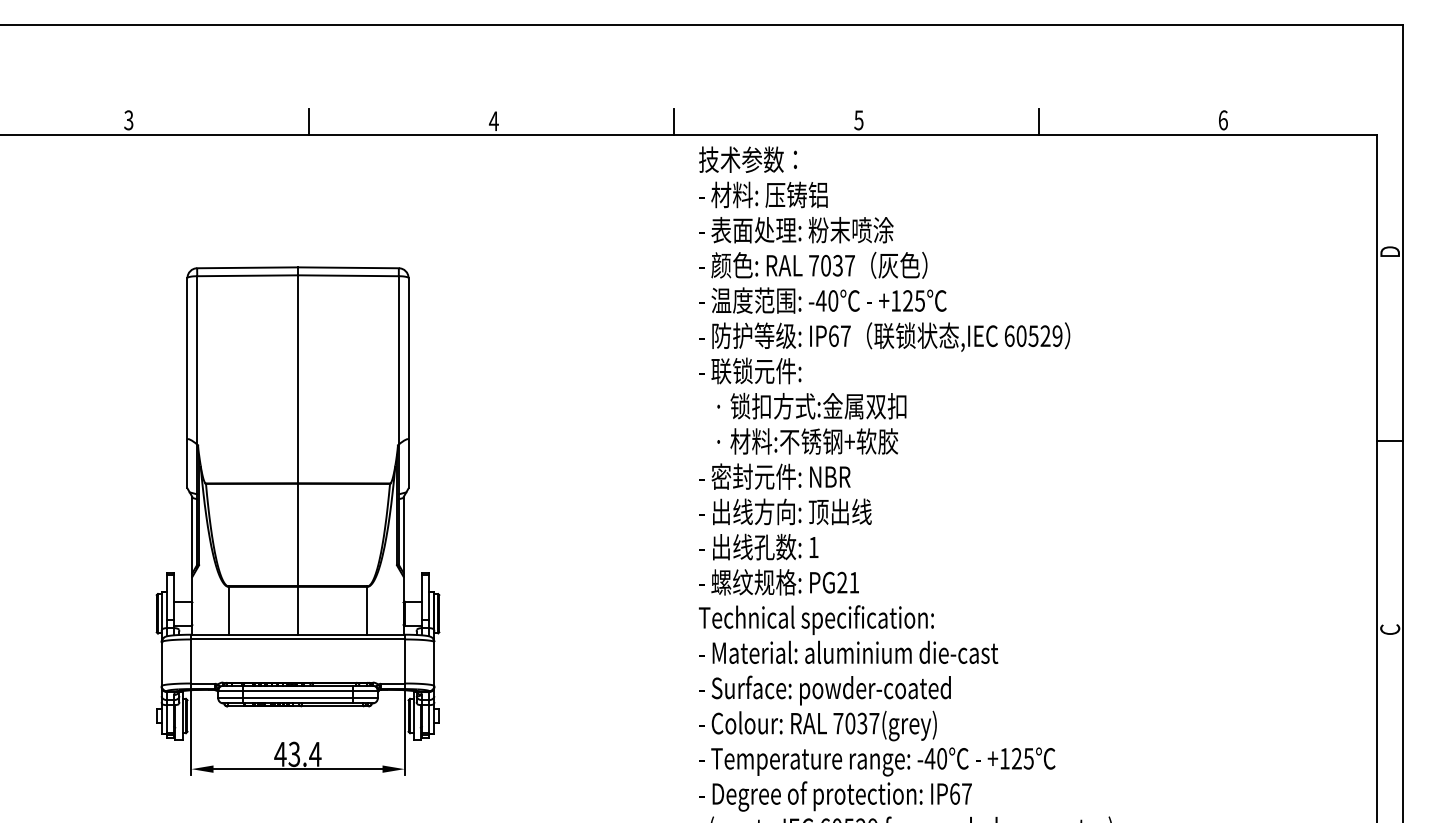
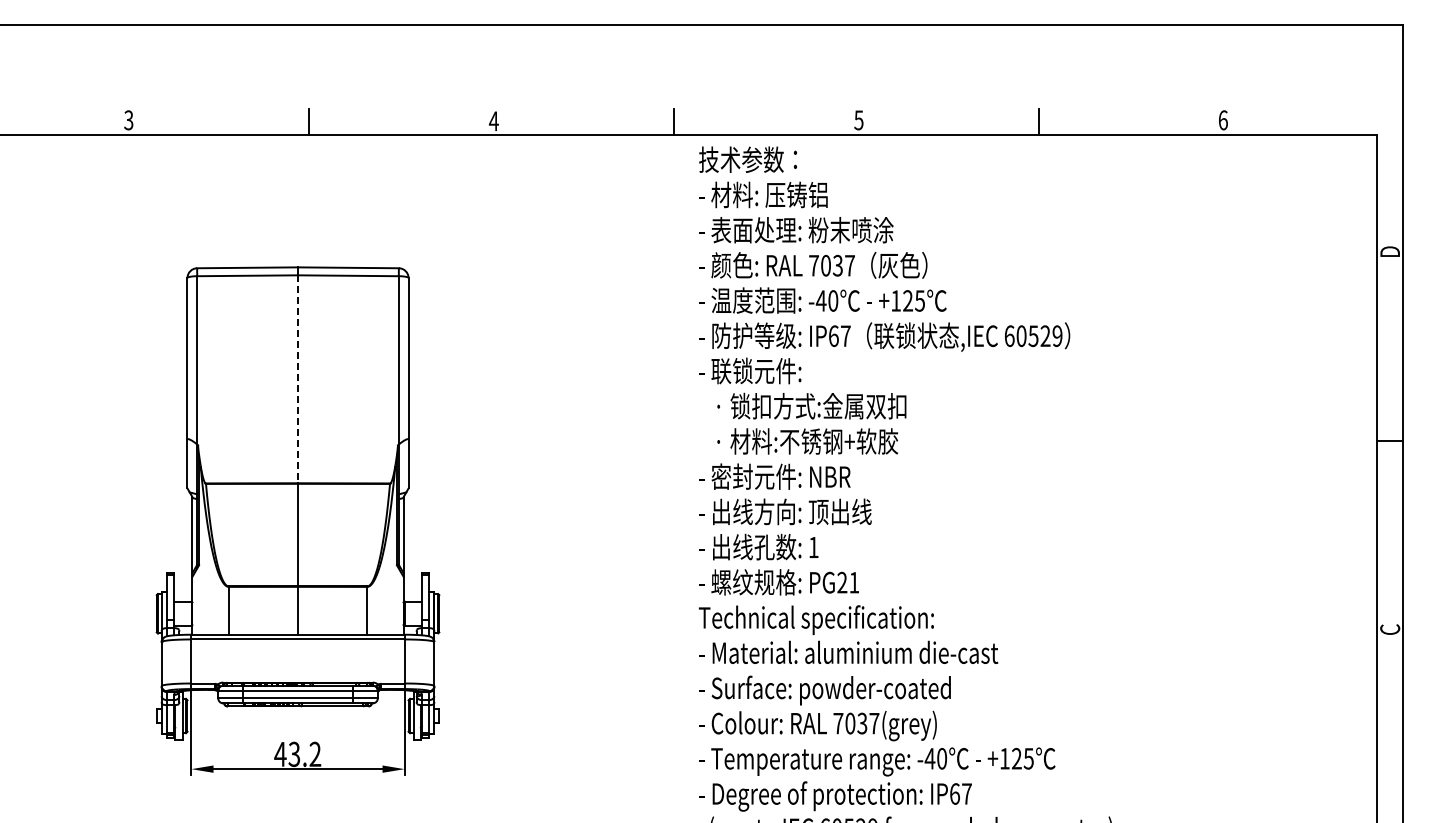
line: solid -> dashed (298, 379)
text: 43.4 -> 43.2 (315, 753)
